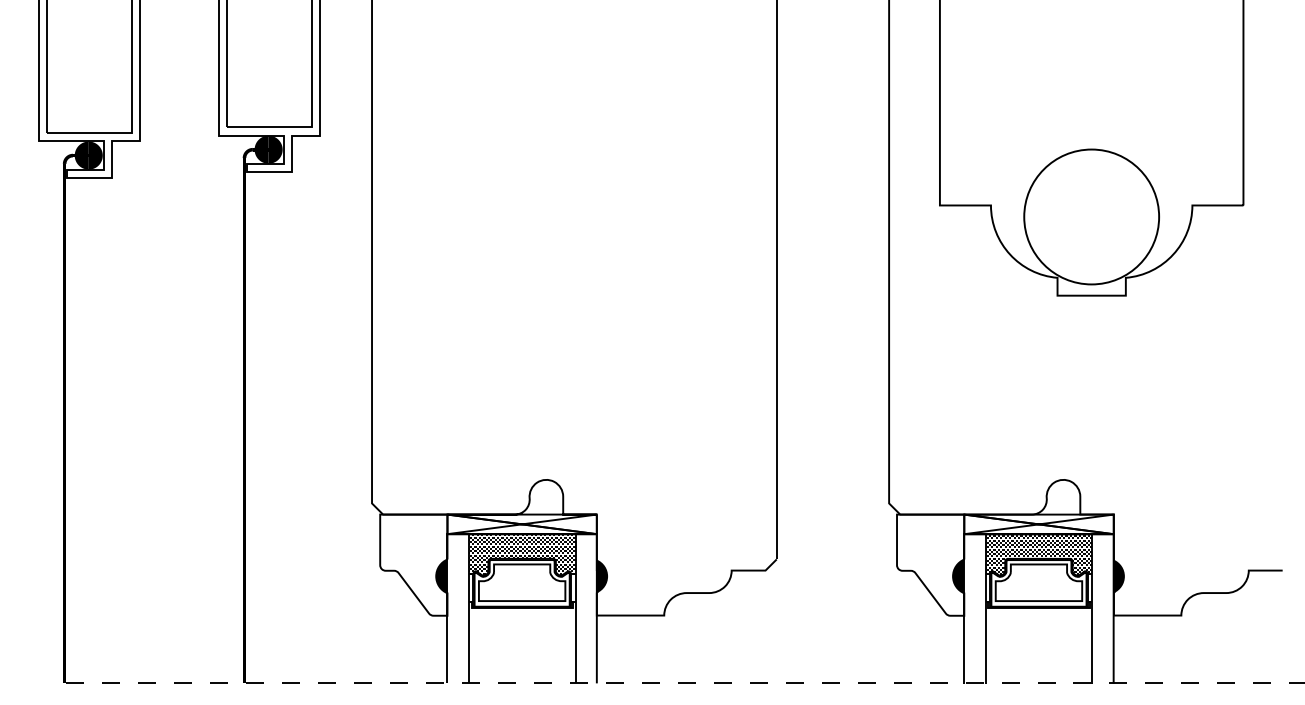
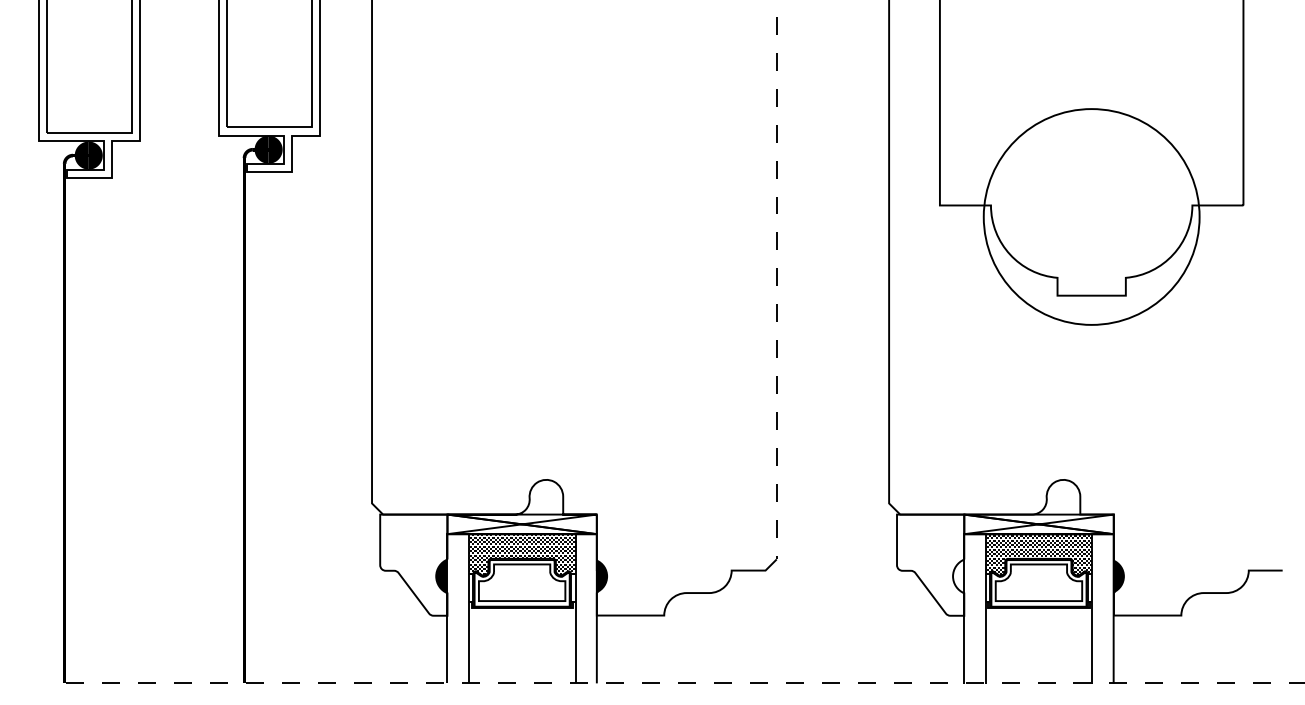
circle diameter: 135 px -> 216 px (1091, 216)
line: solid -> dashed (776, 281)
fill: present -> none (958, 576)
